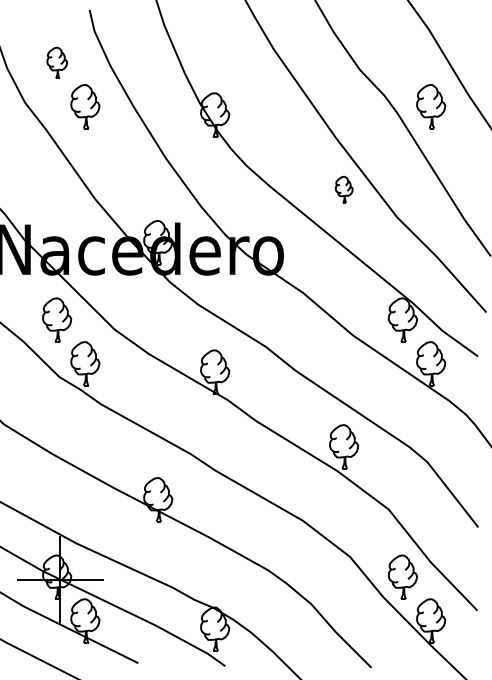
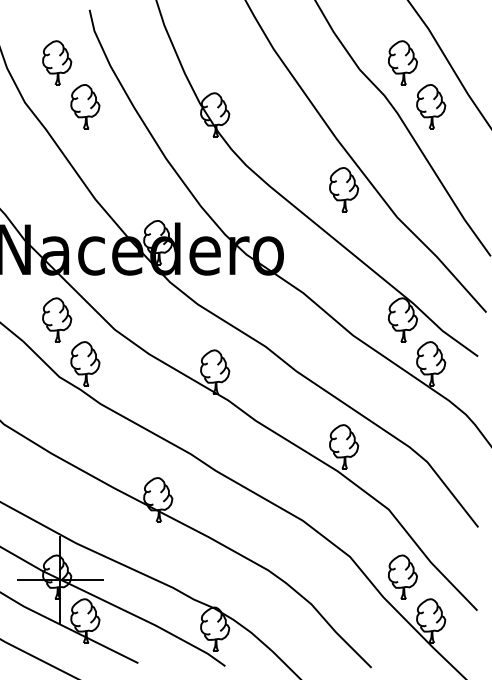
part size: 22x33 px -> 31x46 px (57, 62)
part: none -> present (402, 62)
part size: 20x29 px -> 31x46 px (344, 189)
